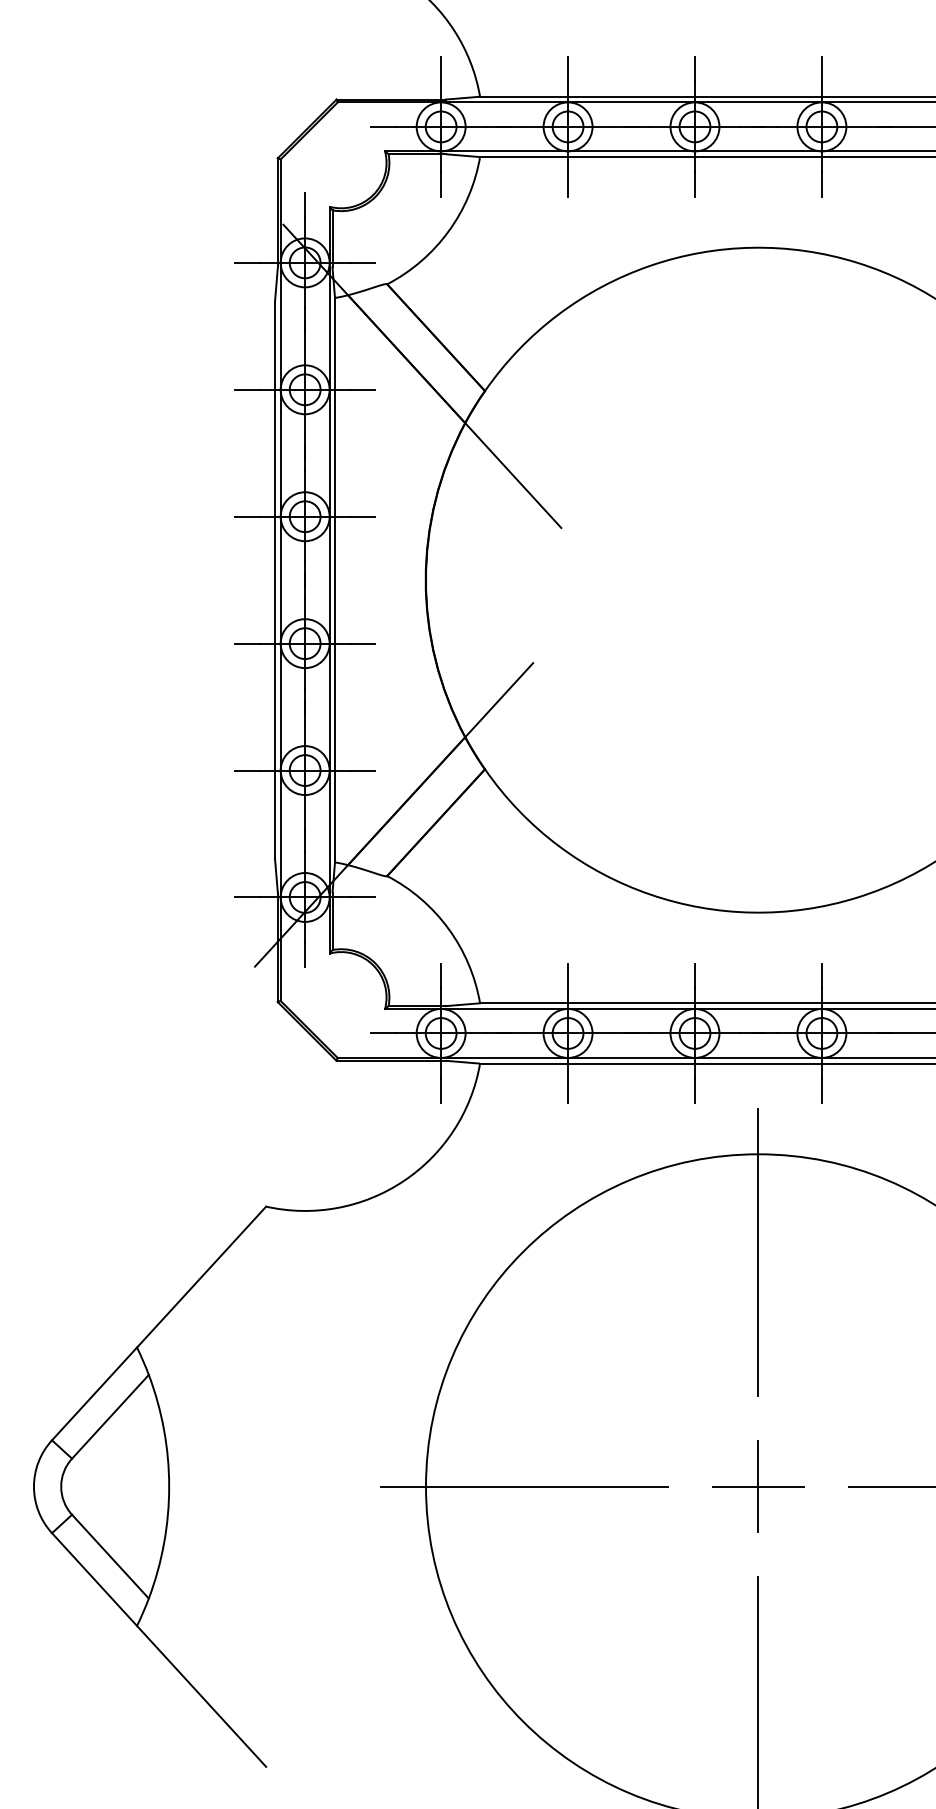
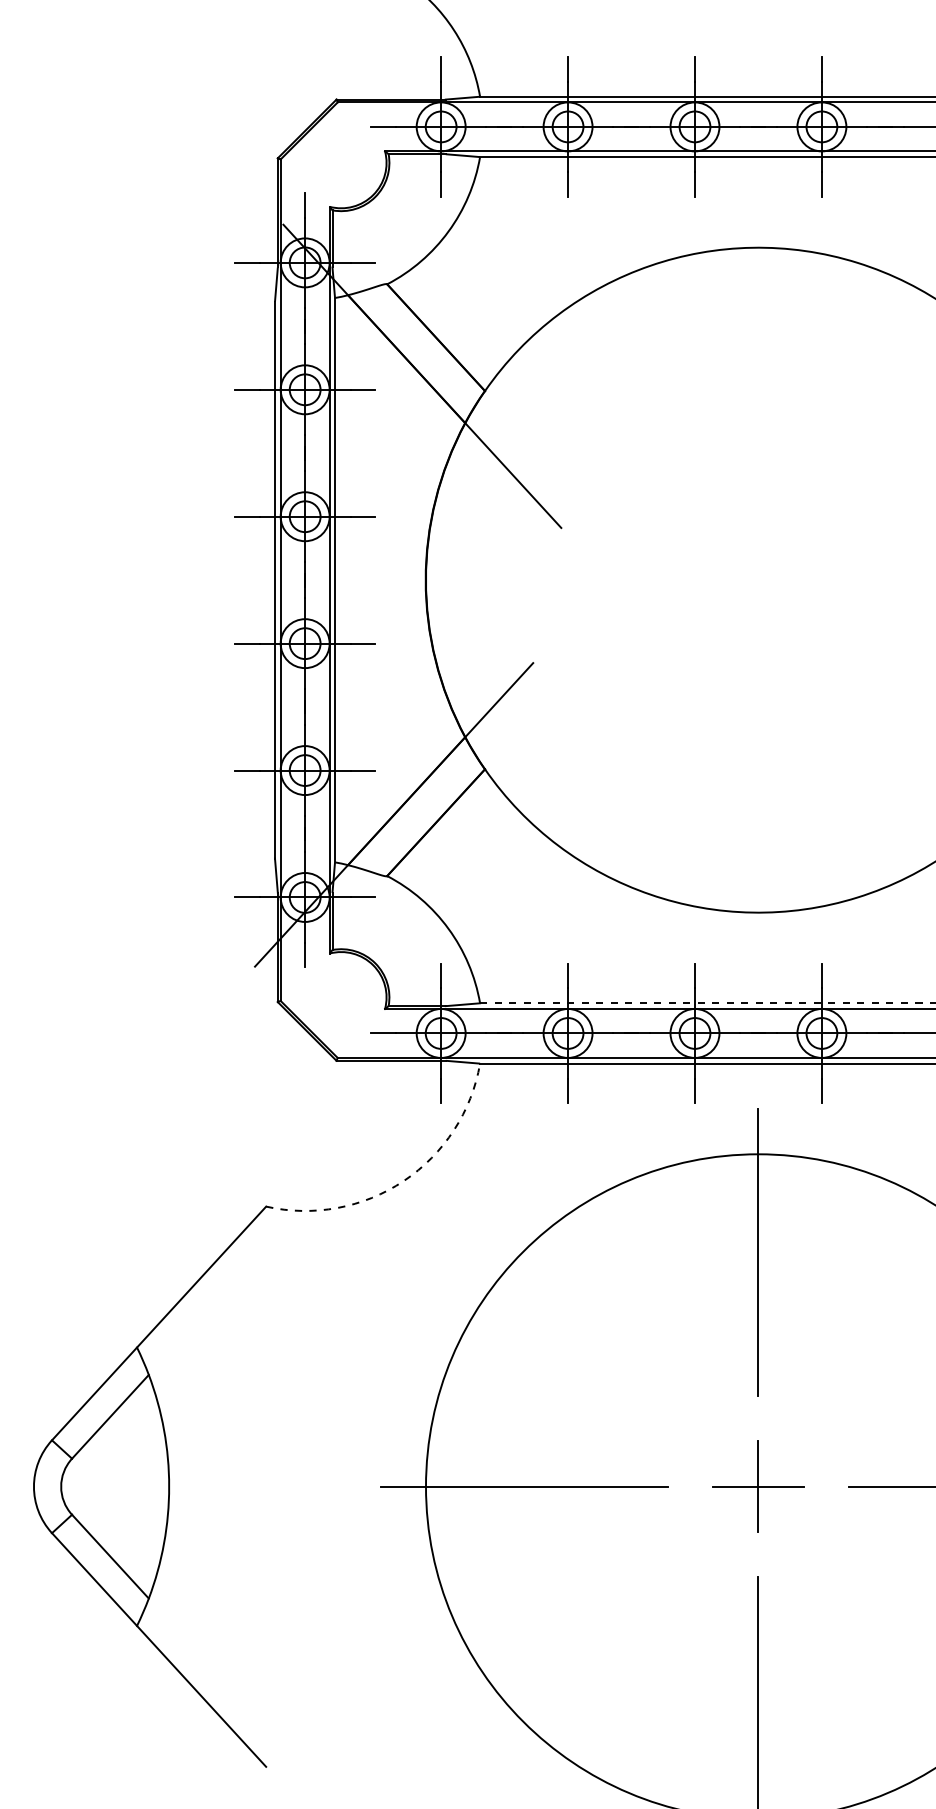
line: solid -> dashed (707, 1003)
arc: solid -> dashed (403, 1181)
